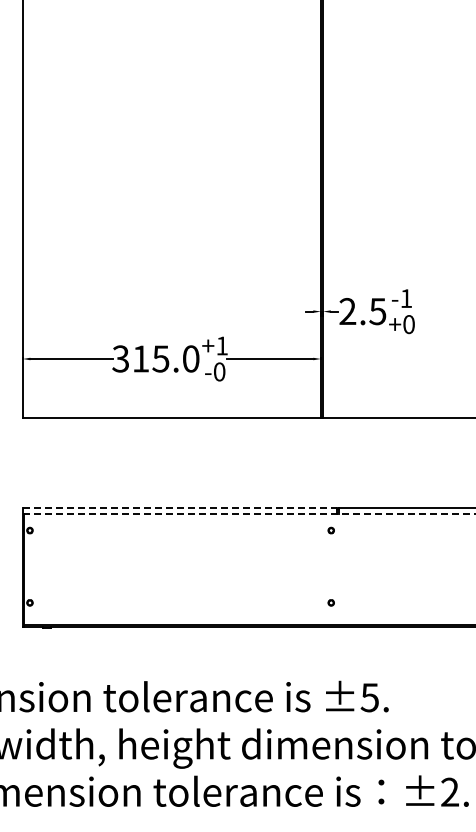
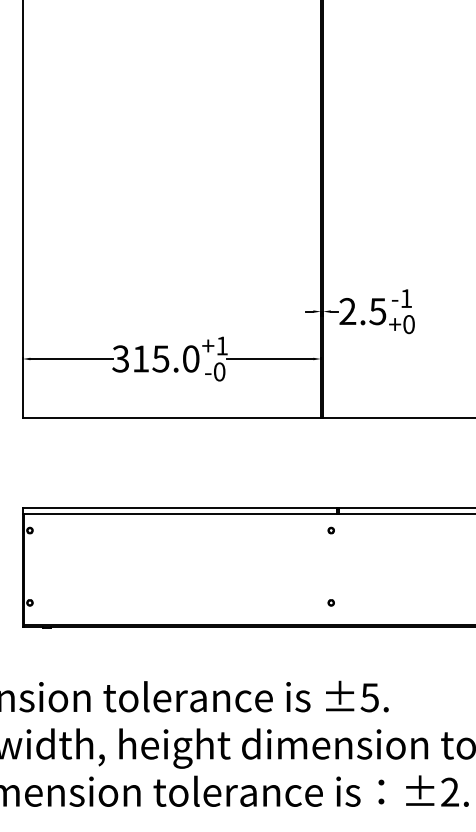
line: dashed -> solid (180, 508)
line: dashed -> solid (249, 514)
